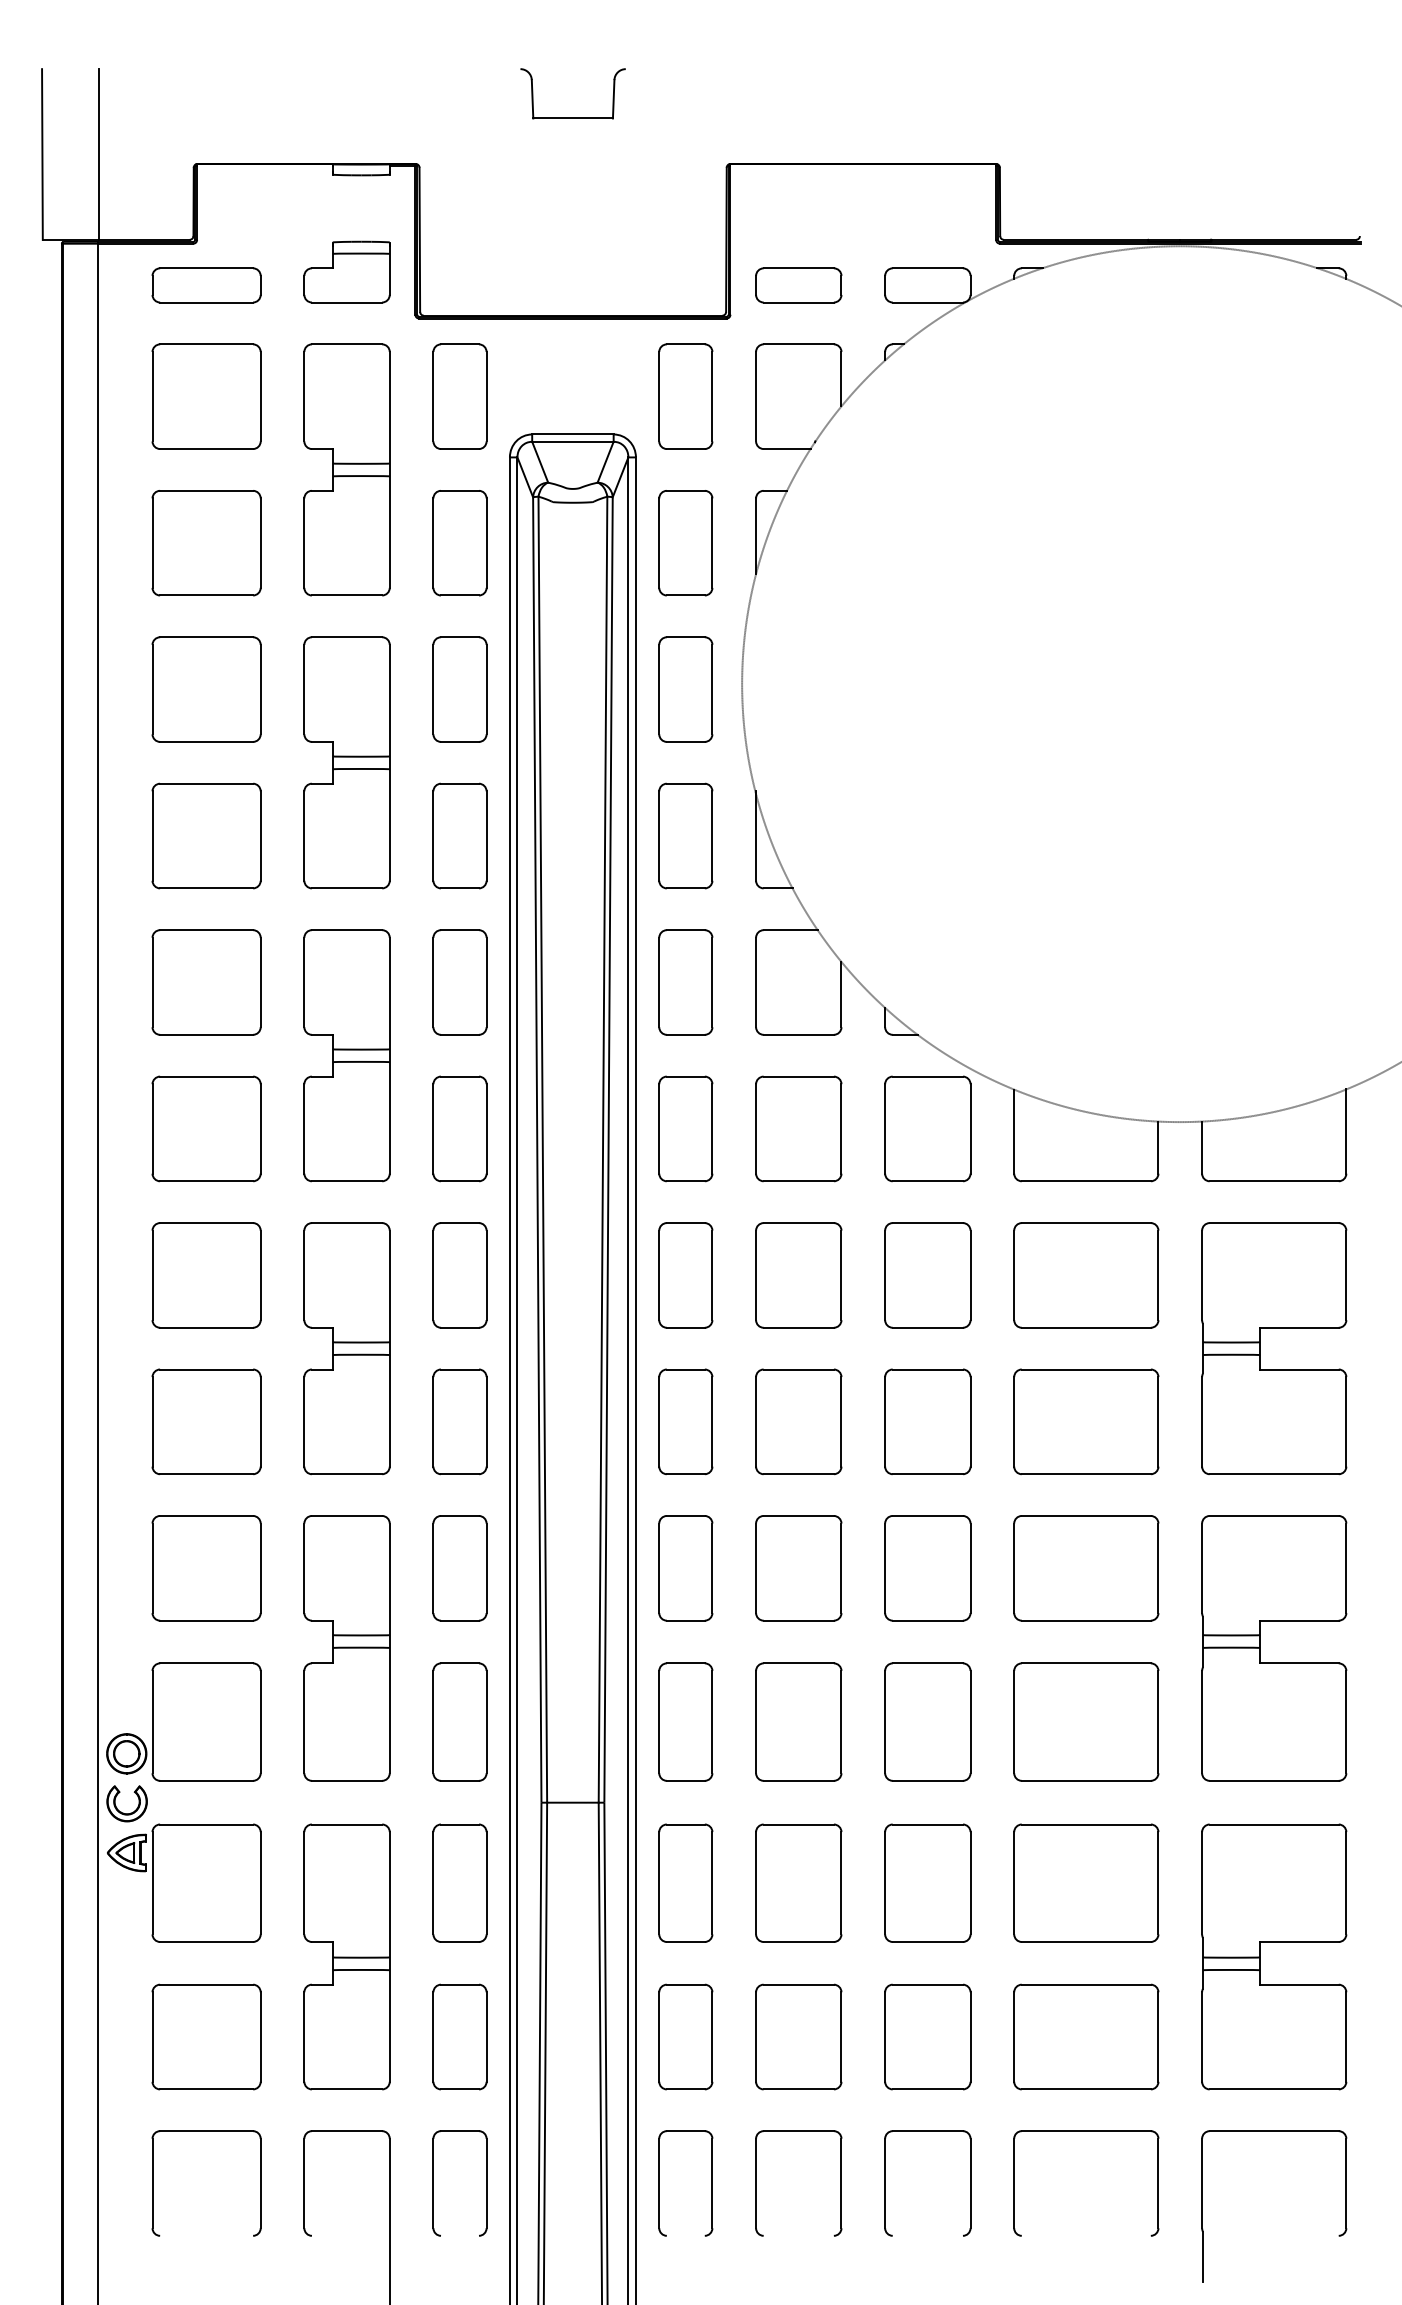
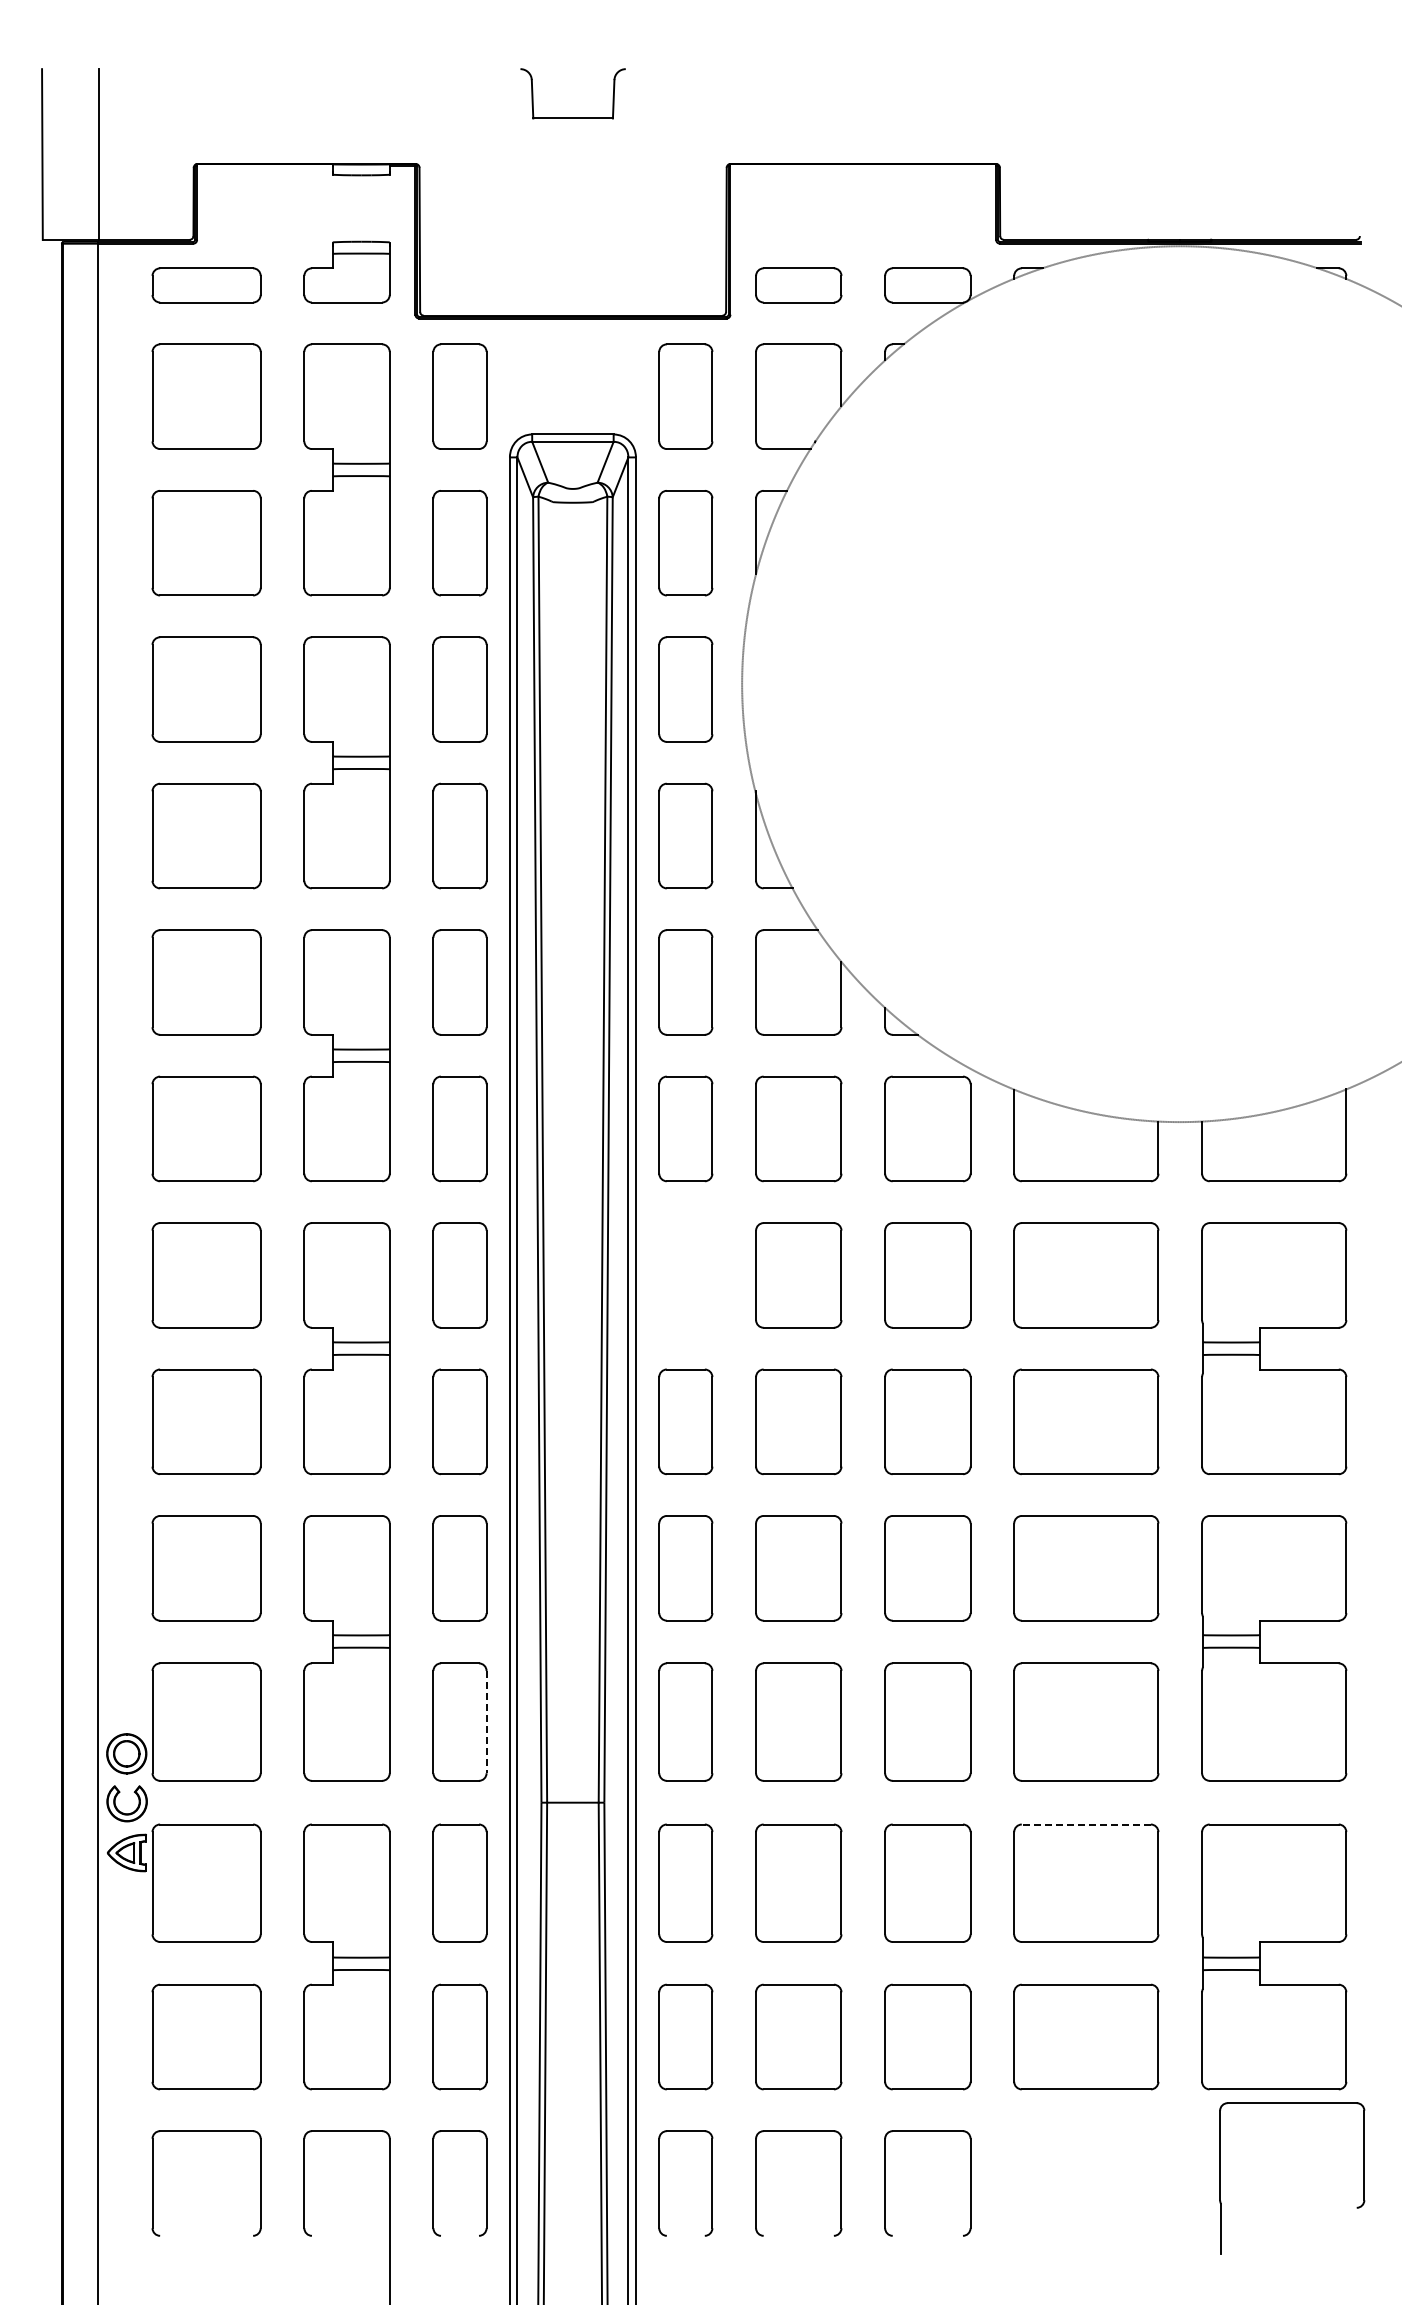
part: present -> none (685, 1275)
line: solid -> dashed (486, 1722)
line: solid -> dashed (1086, 1824)
part: present -> none (1086, 2131)
part position: (1338, 2235) -> (1356, 2207) (1356, 2207)
